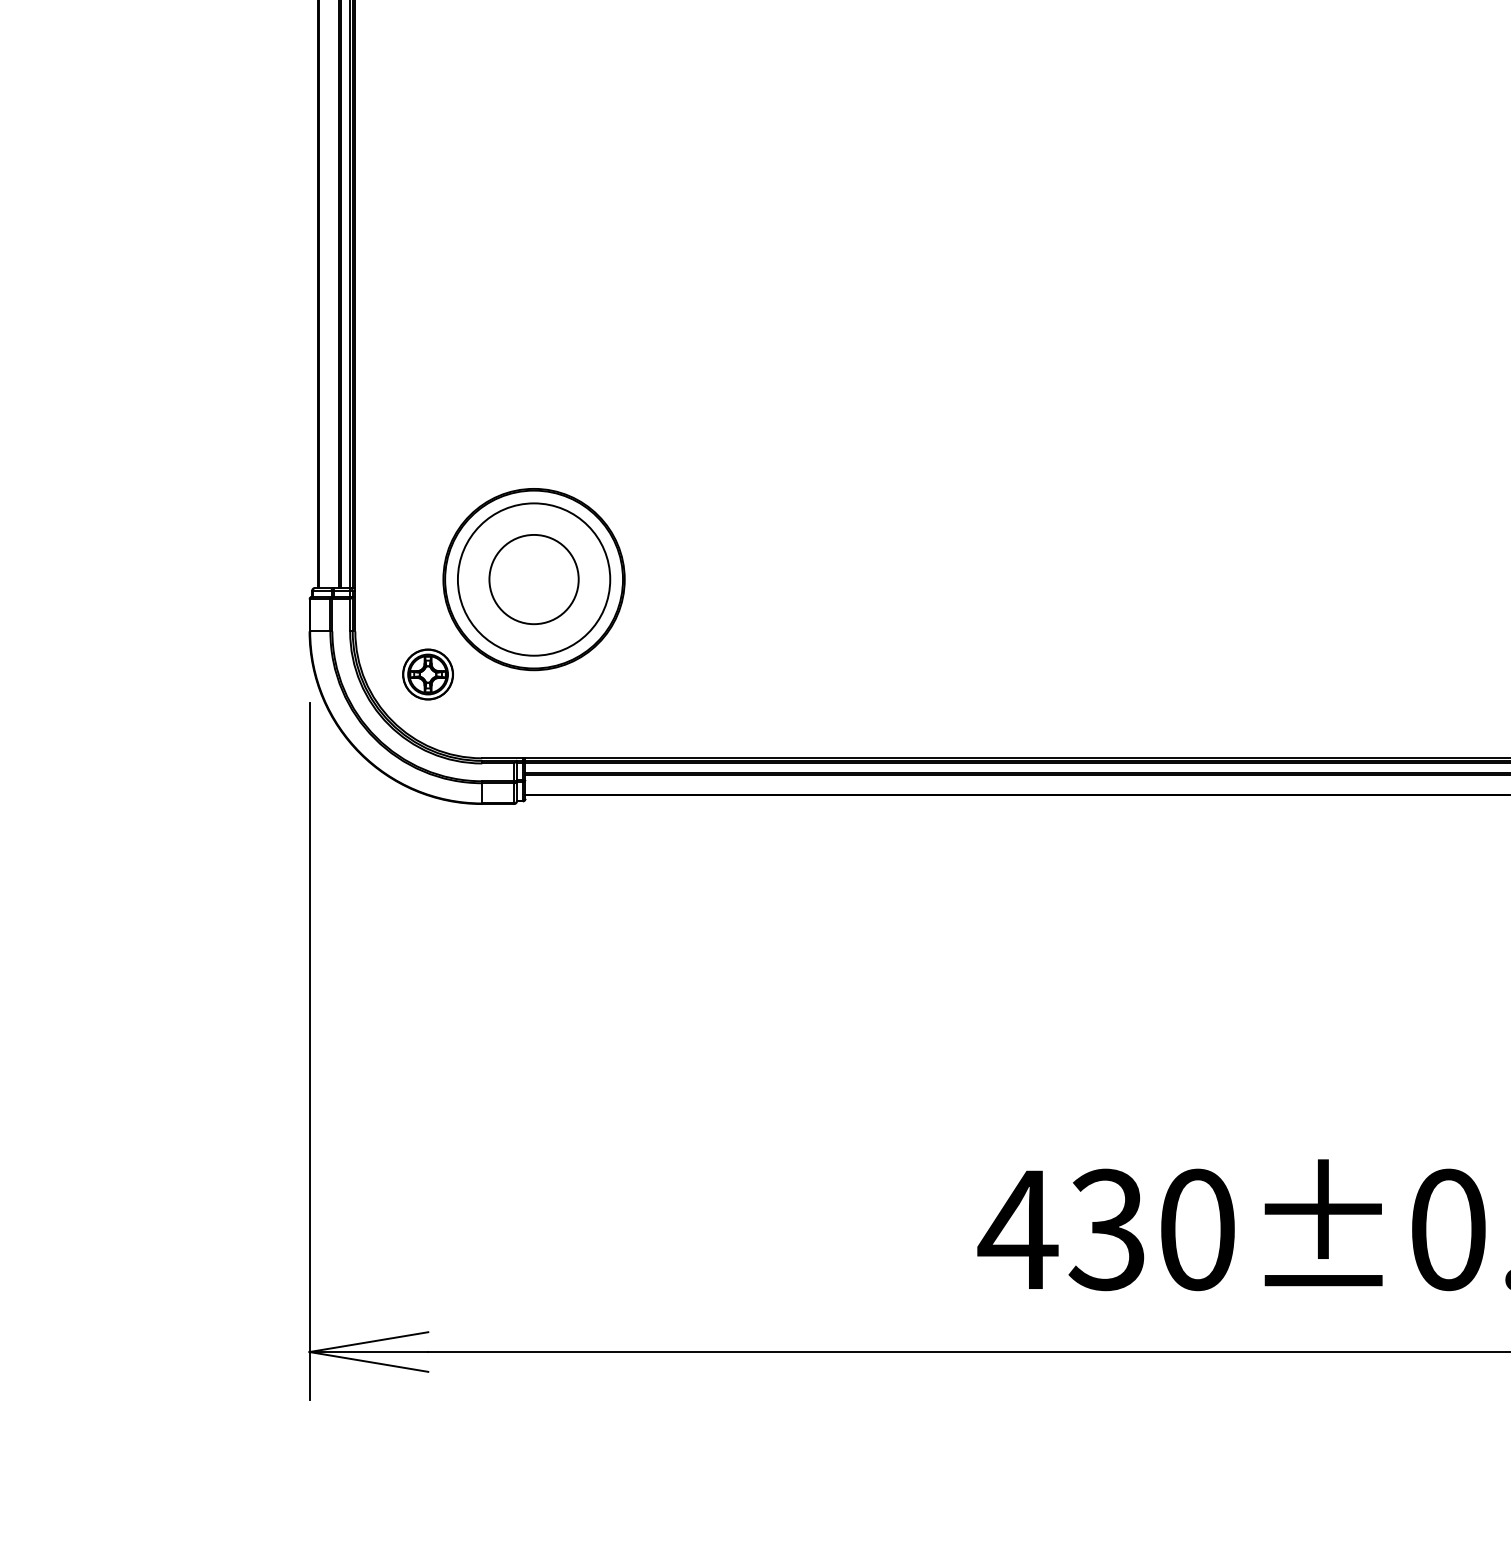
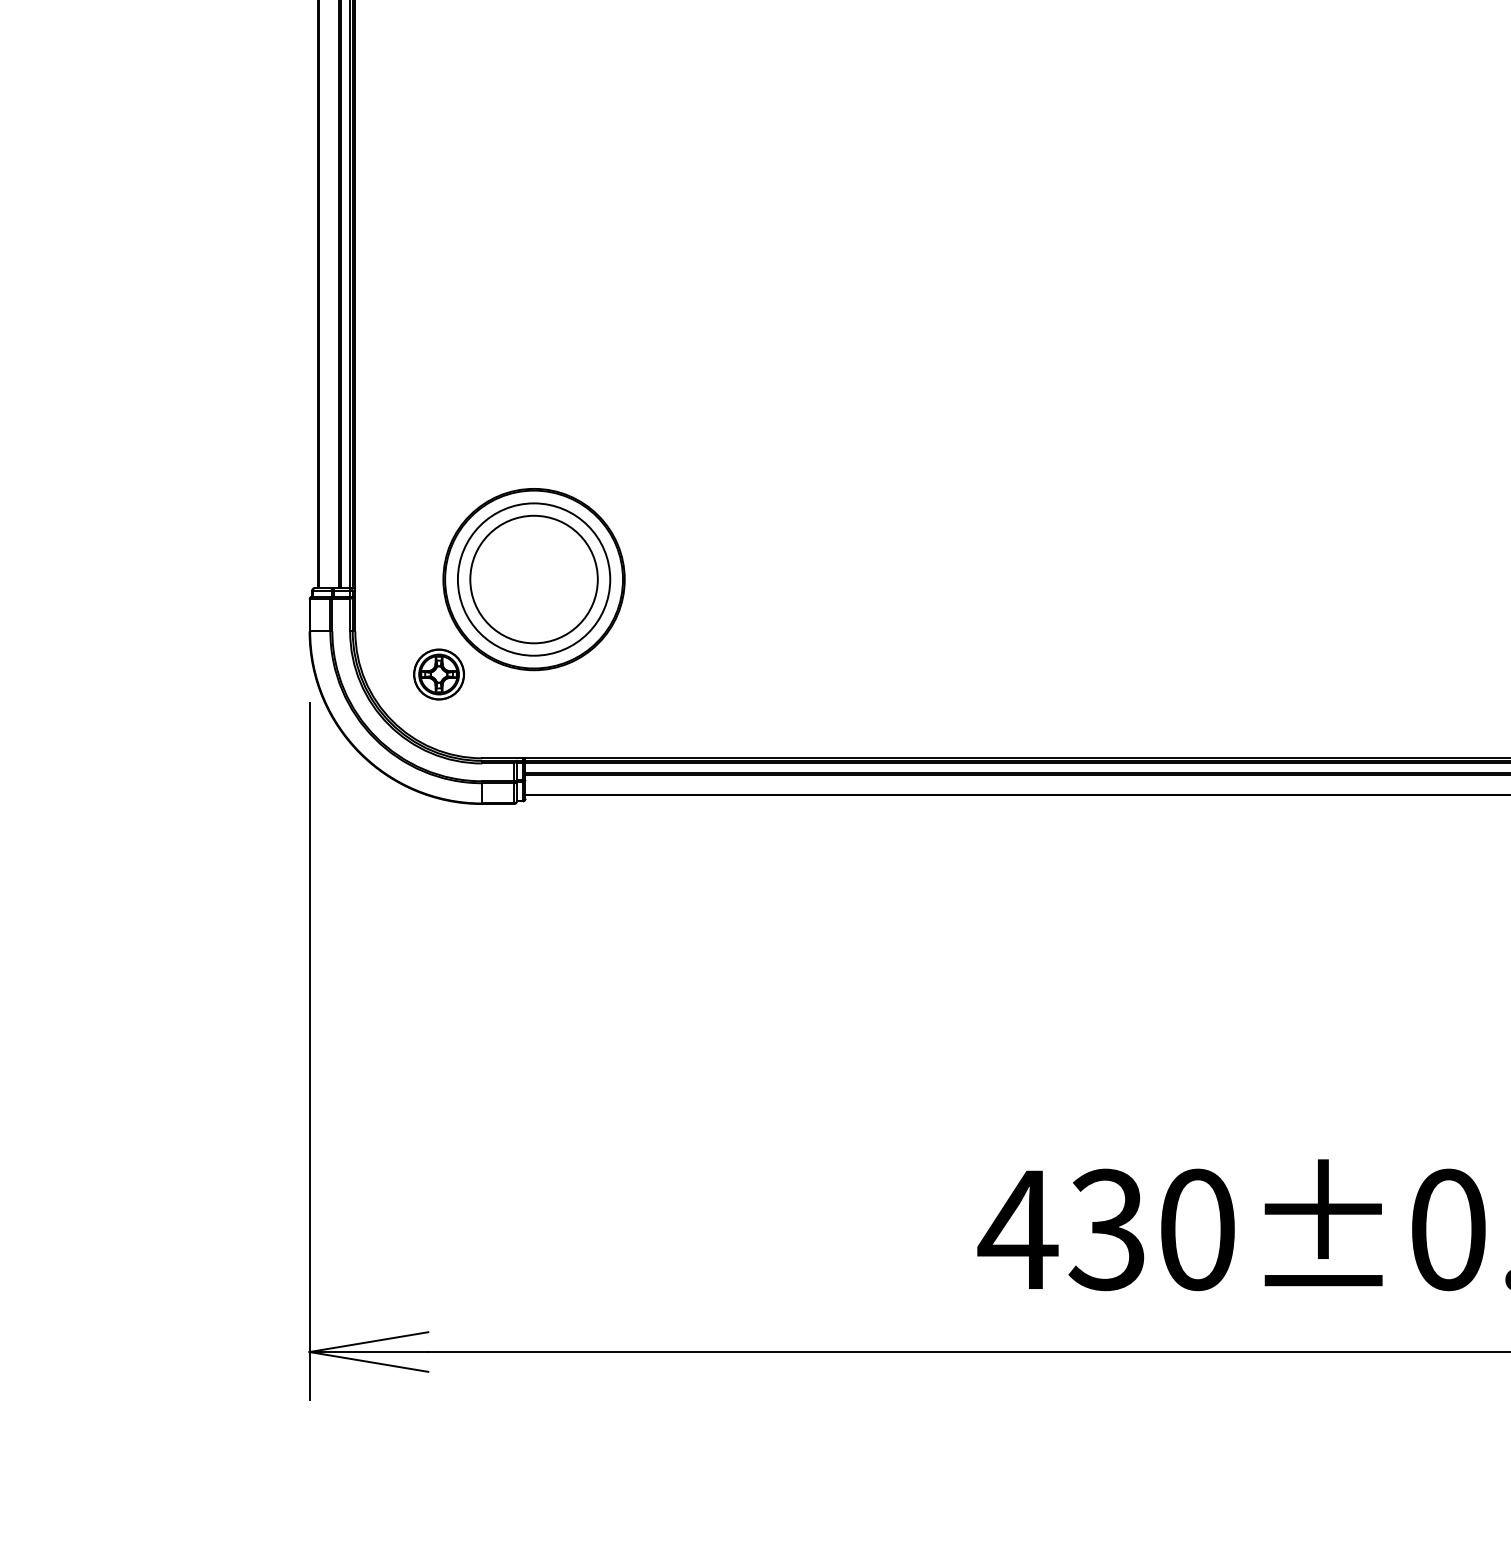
circle diameter: 89 px -> 128 px (533, 579)
part position: (427, 674) -> (438, 674) (438, 674)
